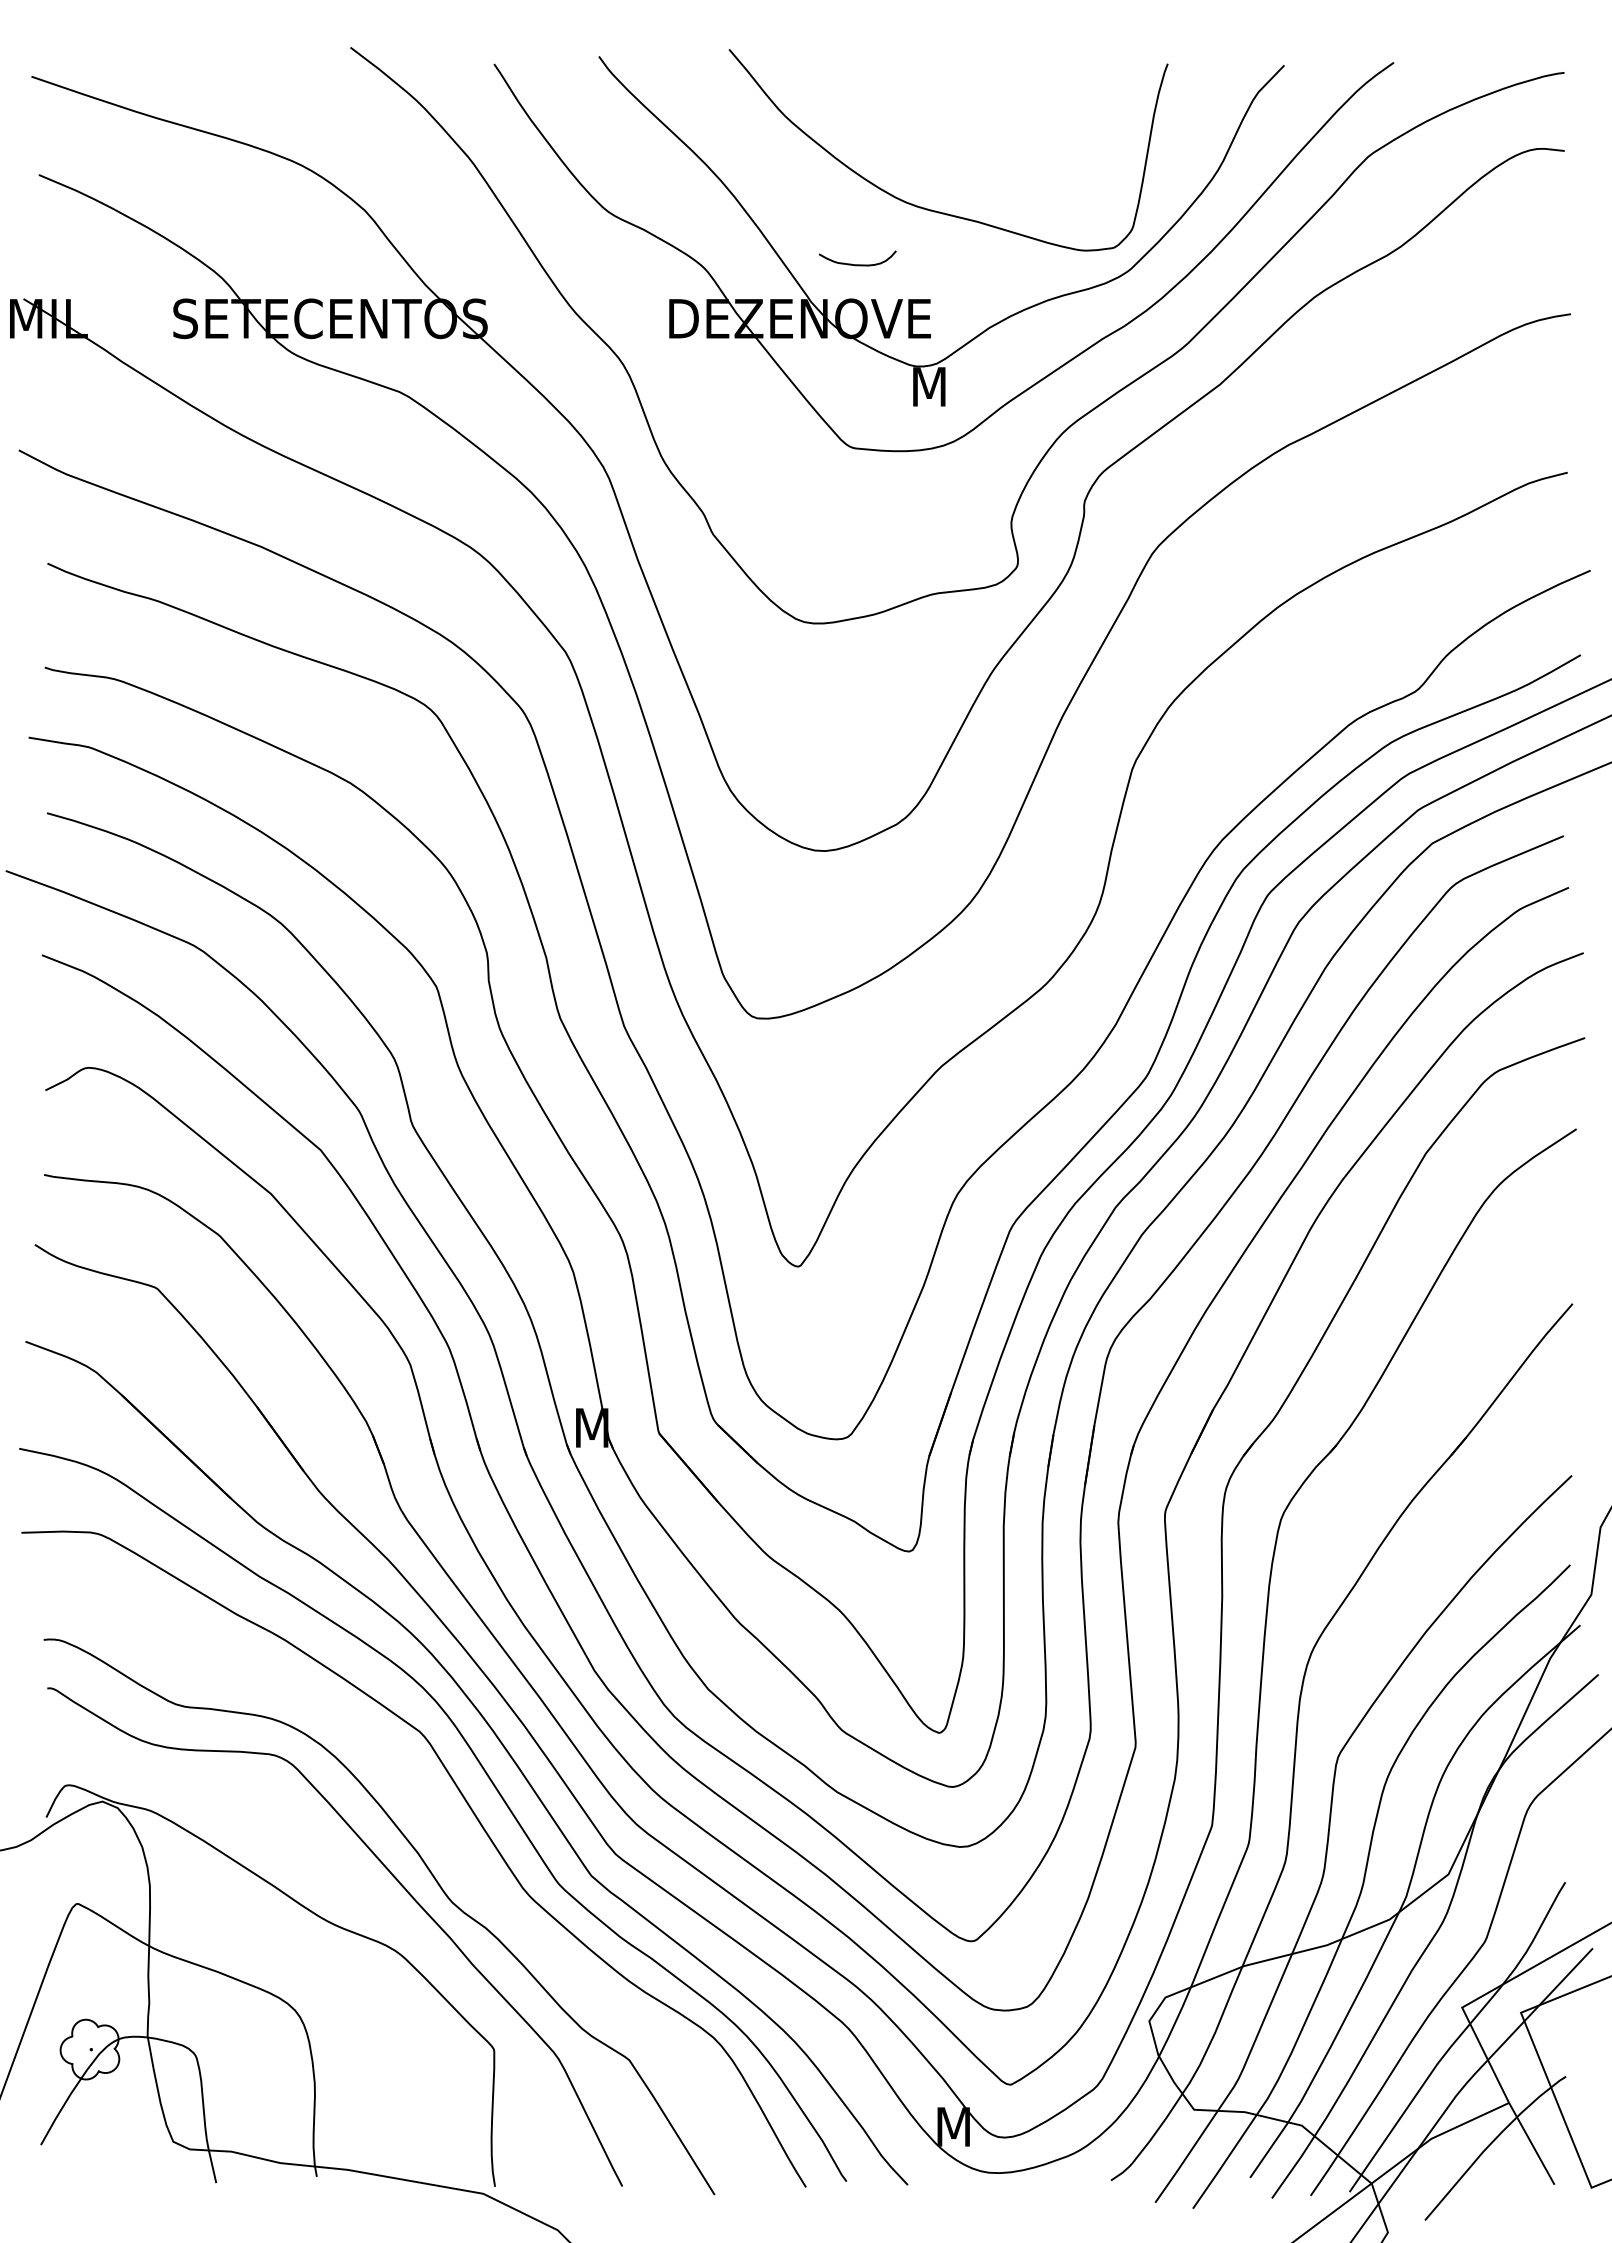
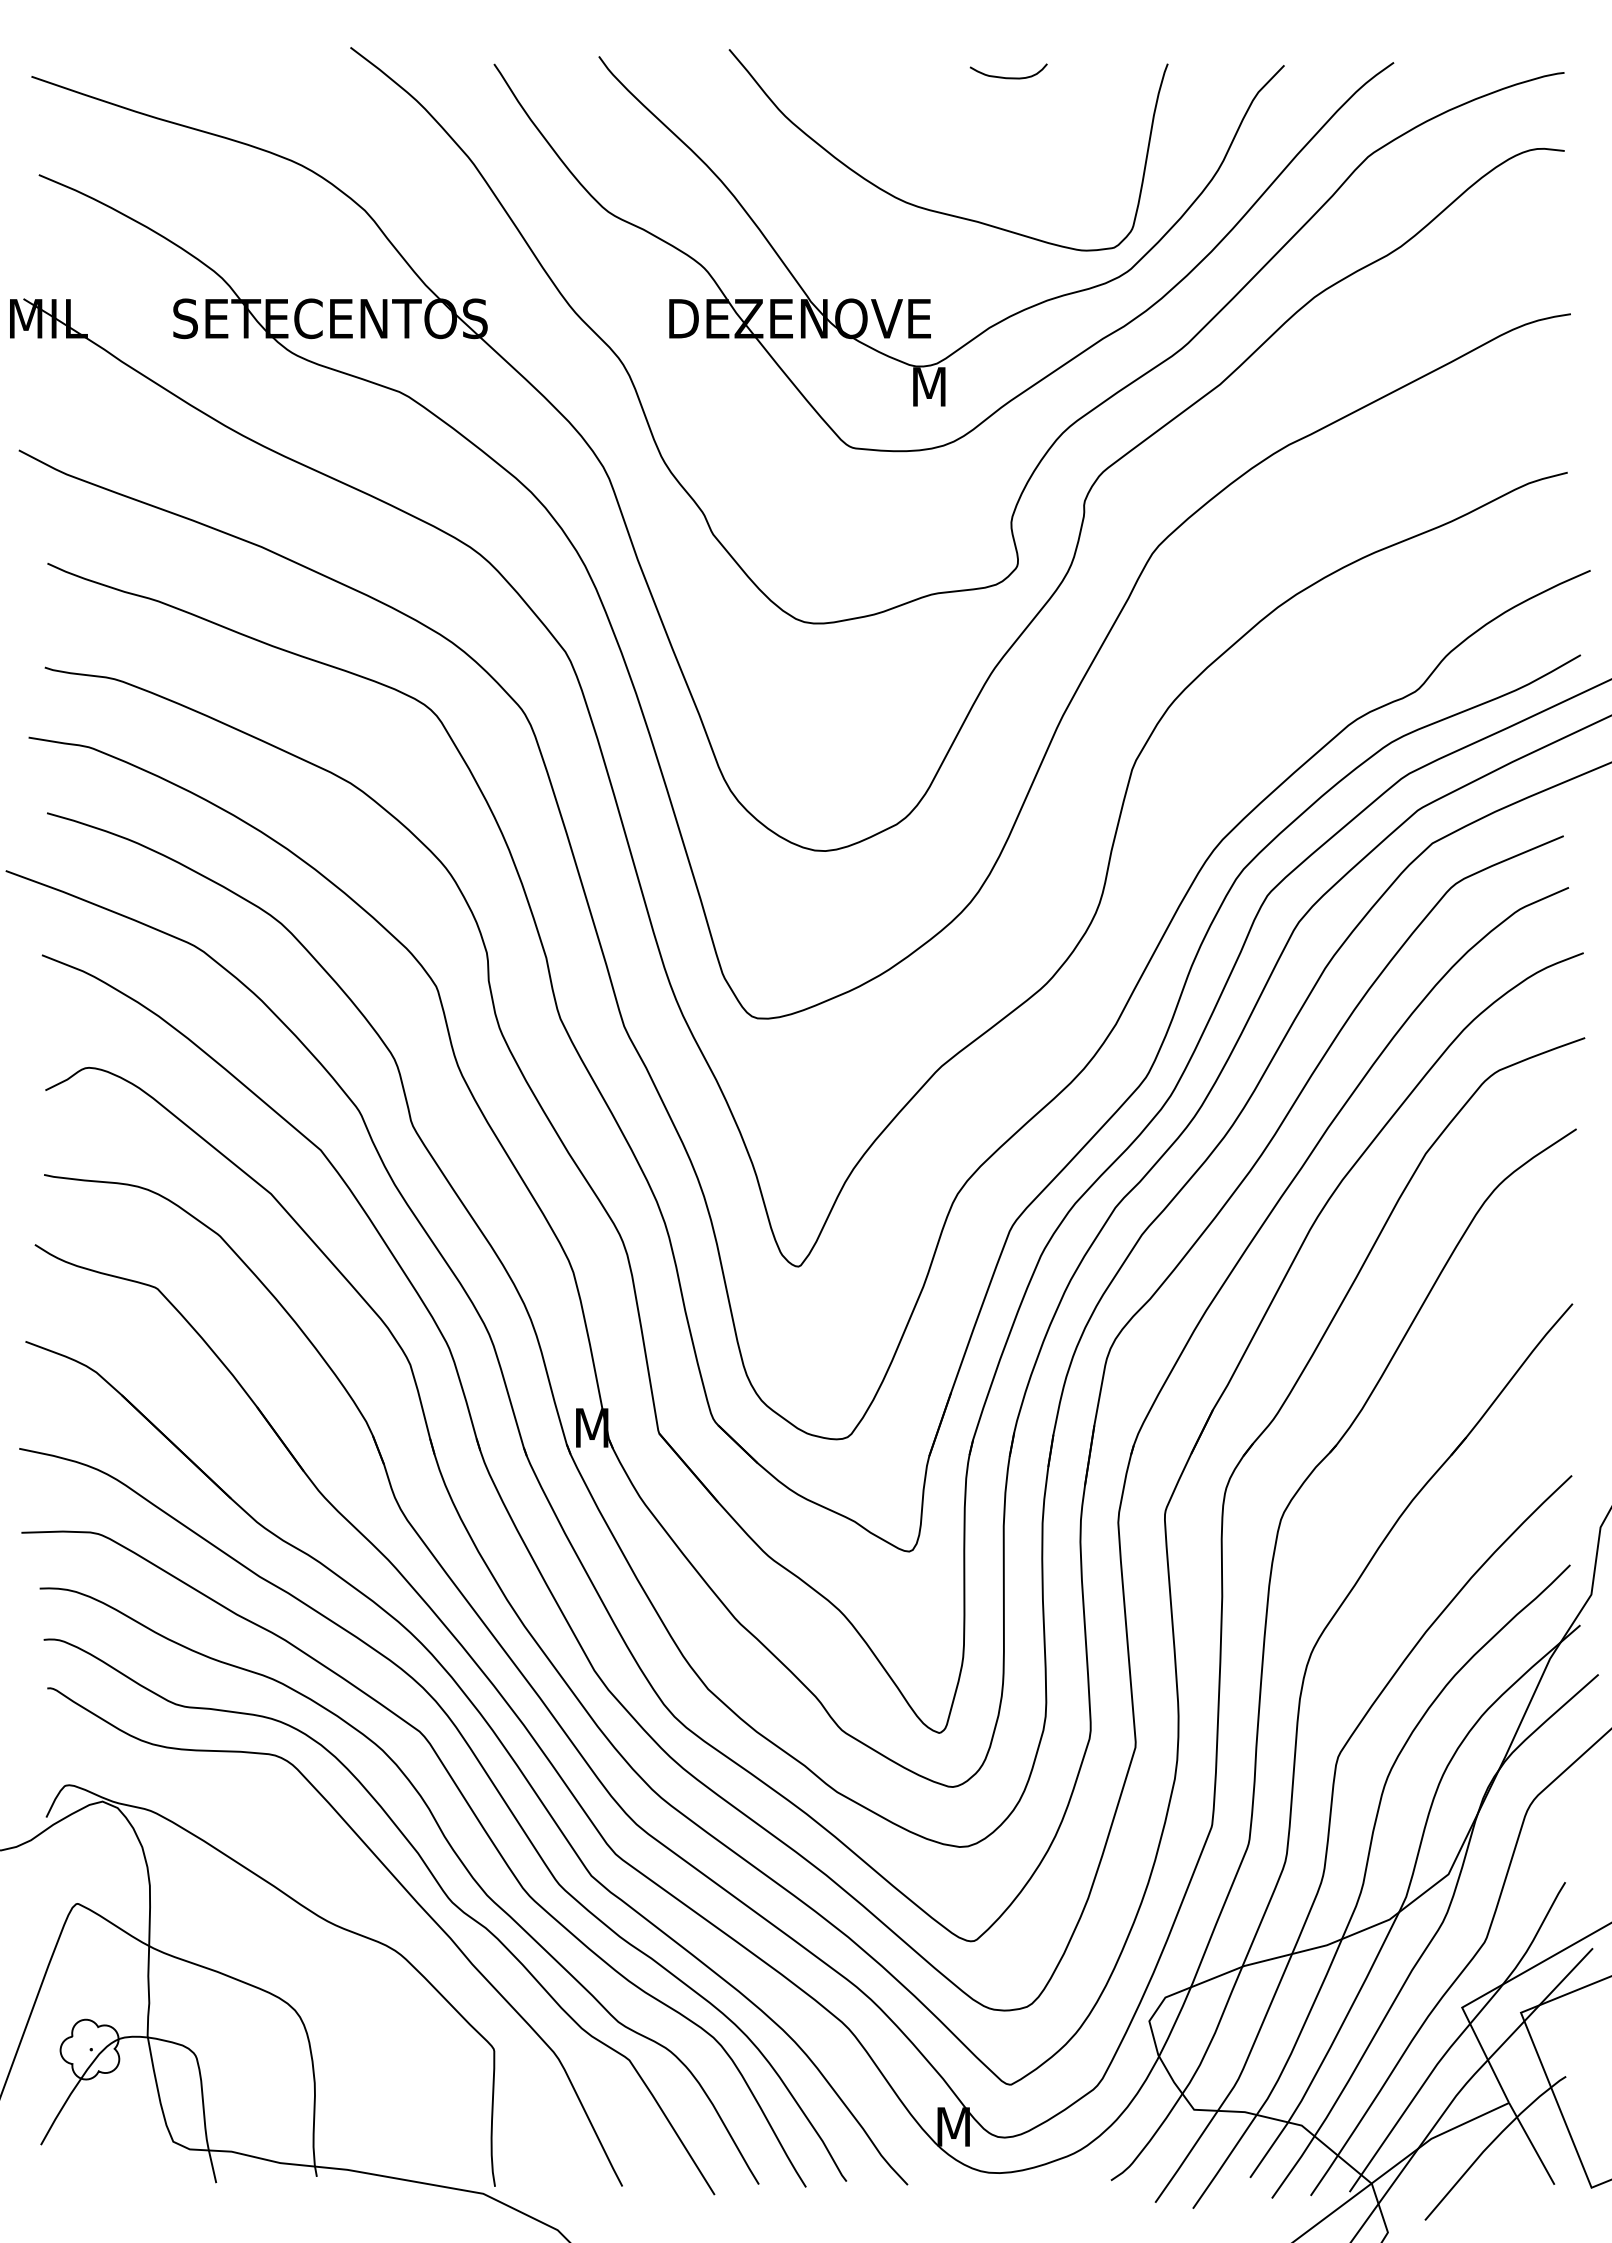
curve position: (857, 264) -> (1008, 77) (1008, 77)
curve: none -> present (451, 1849)
